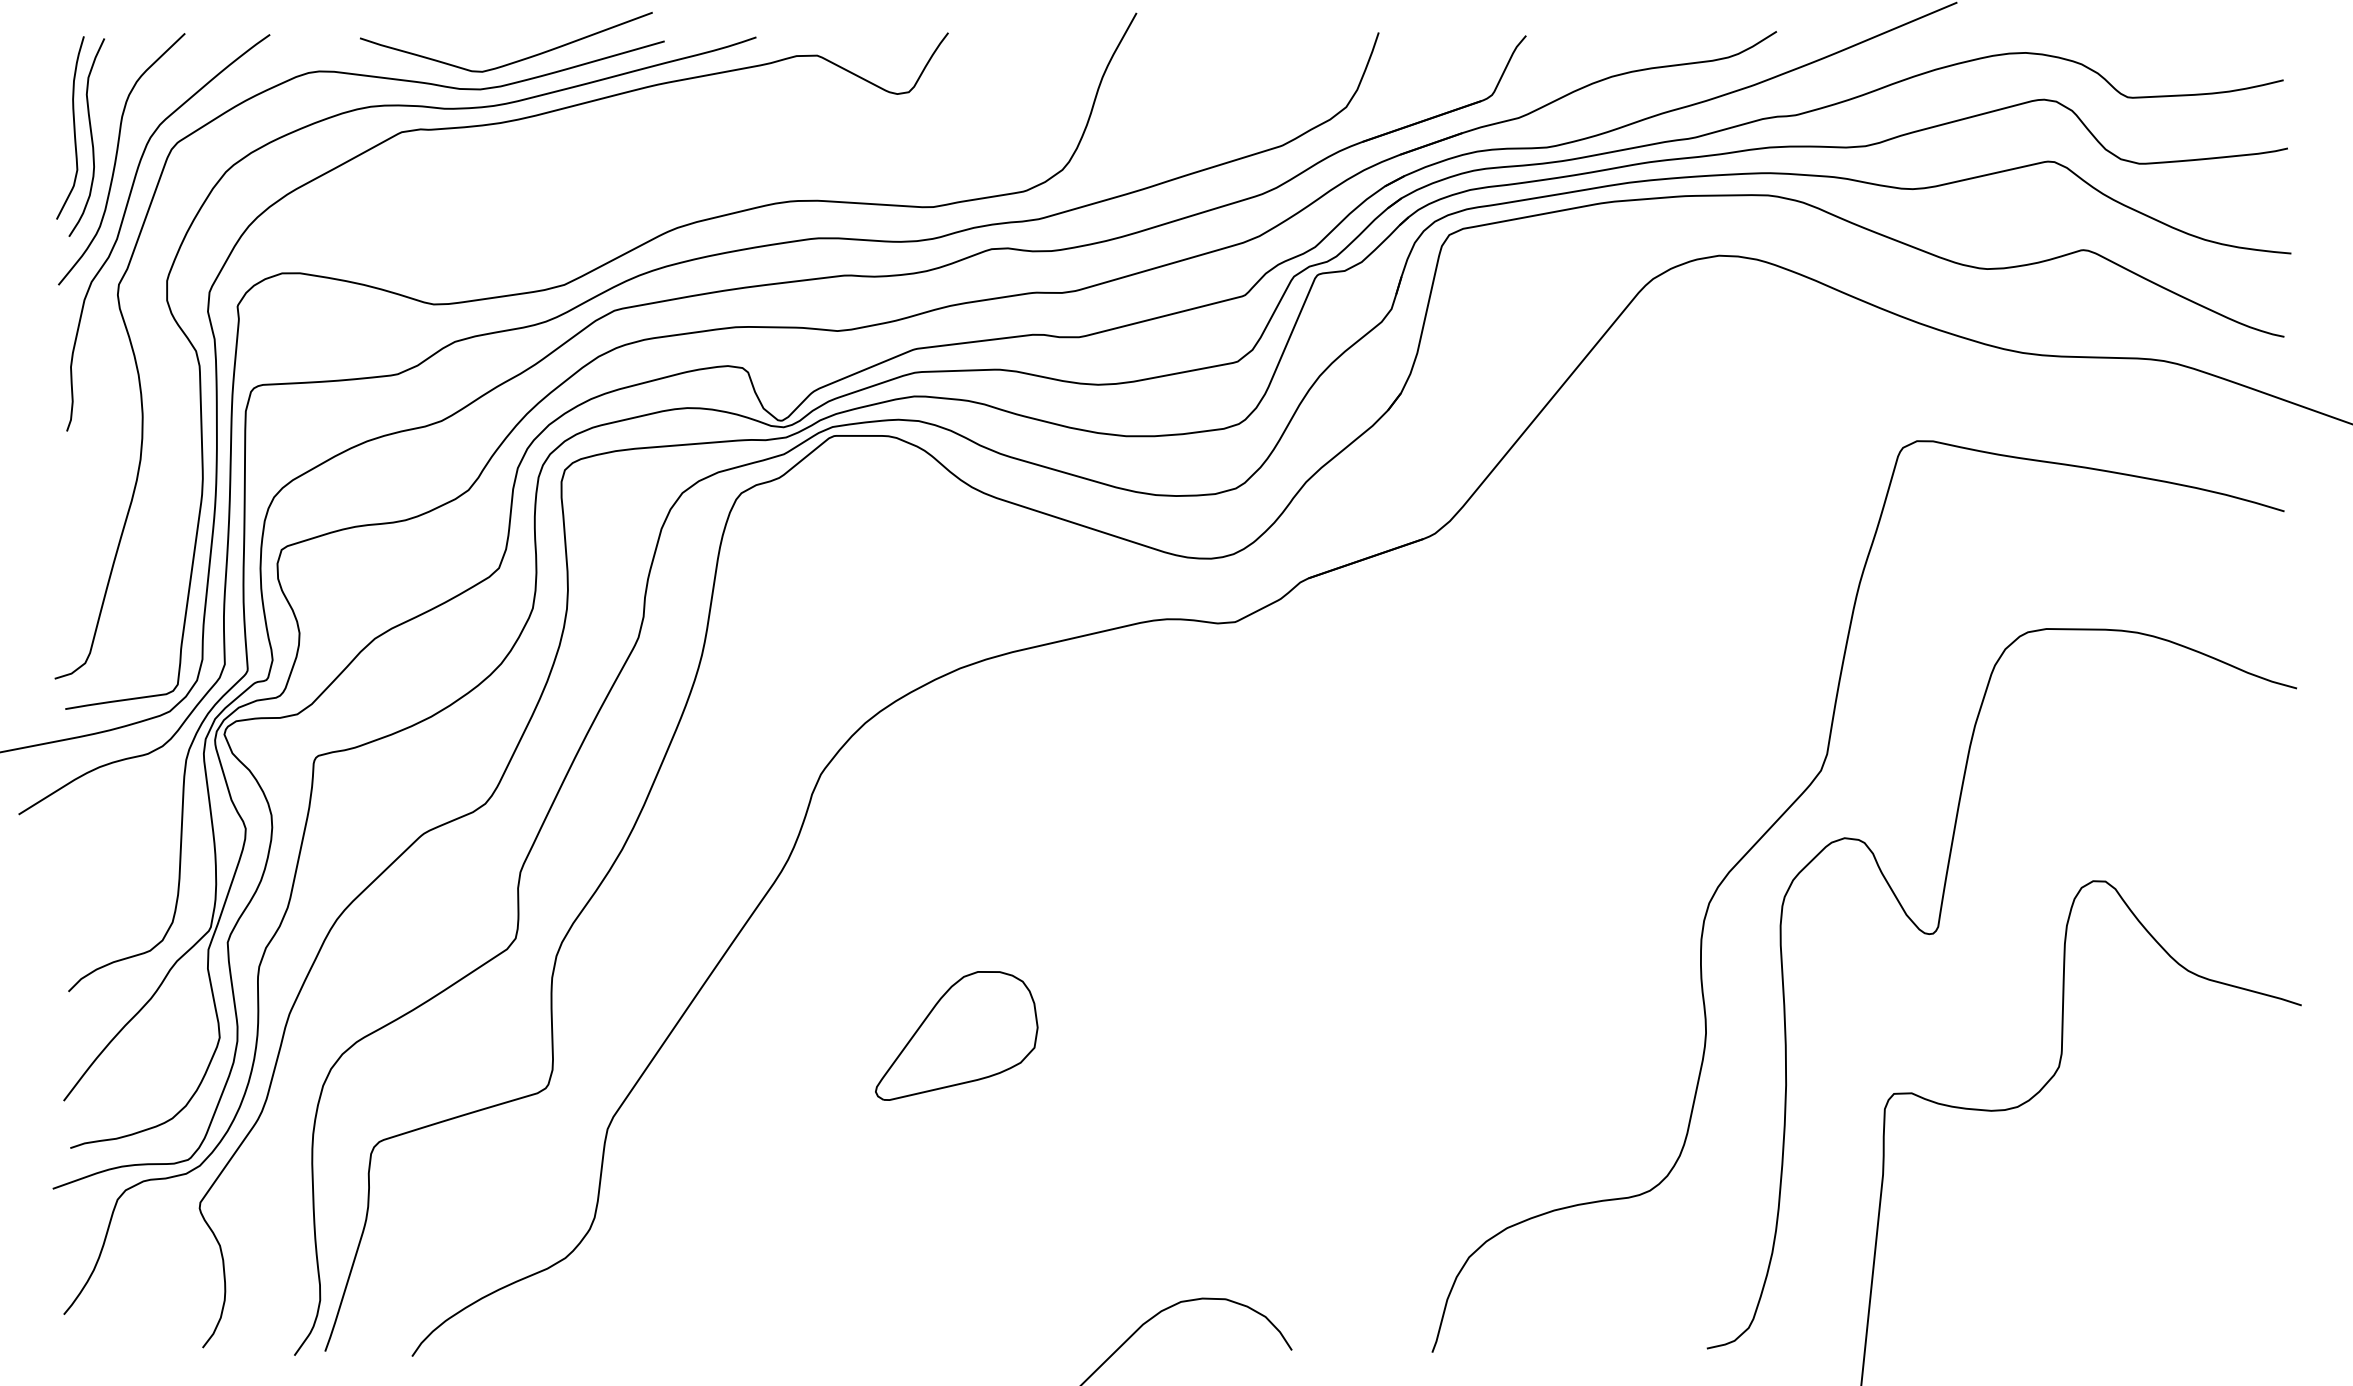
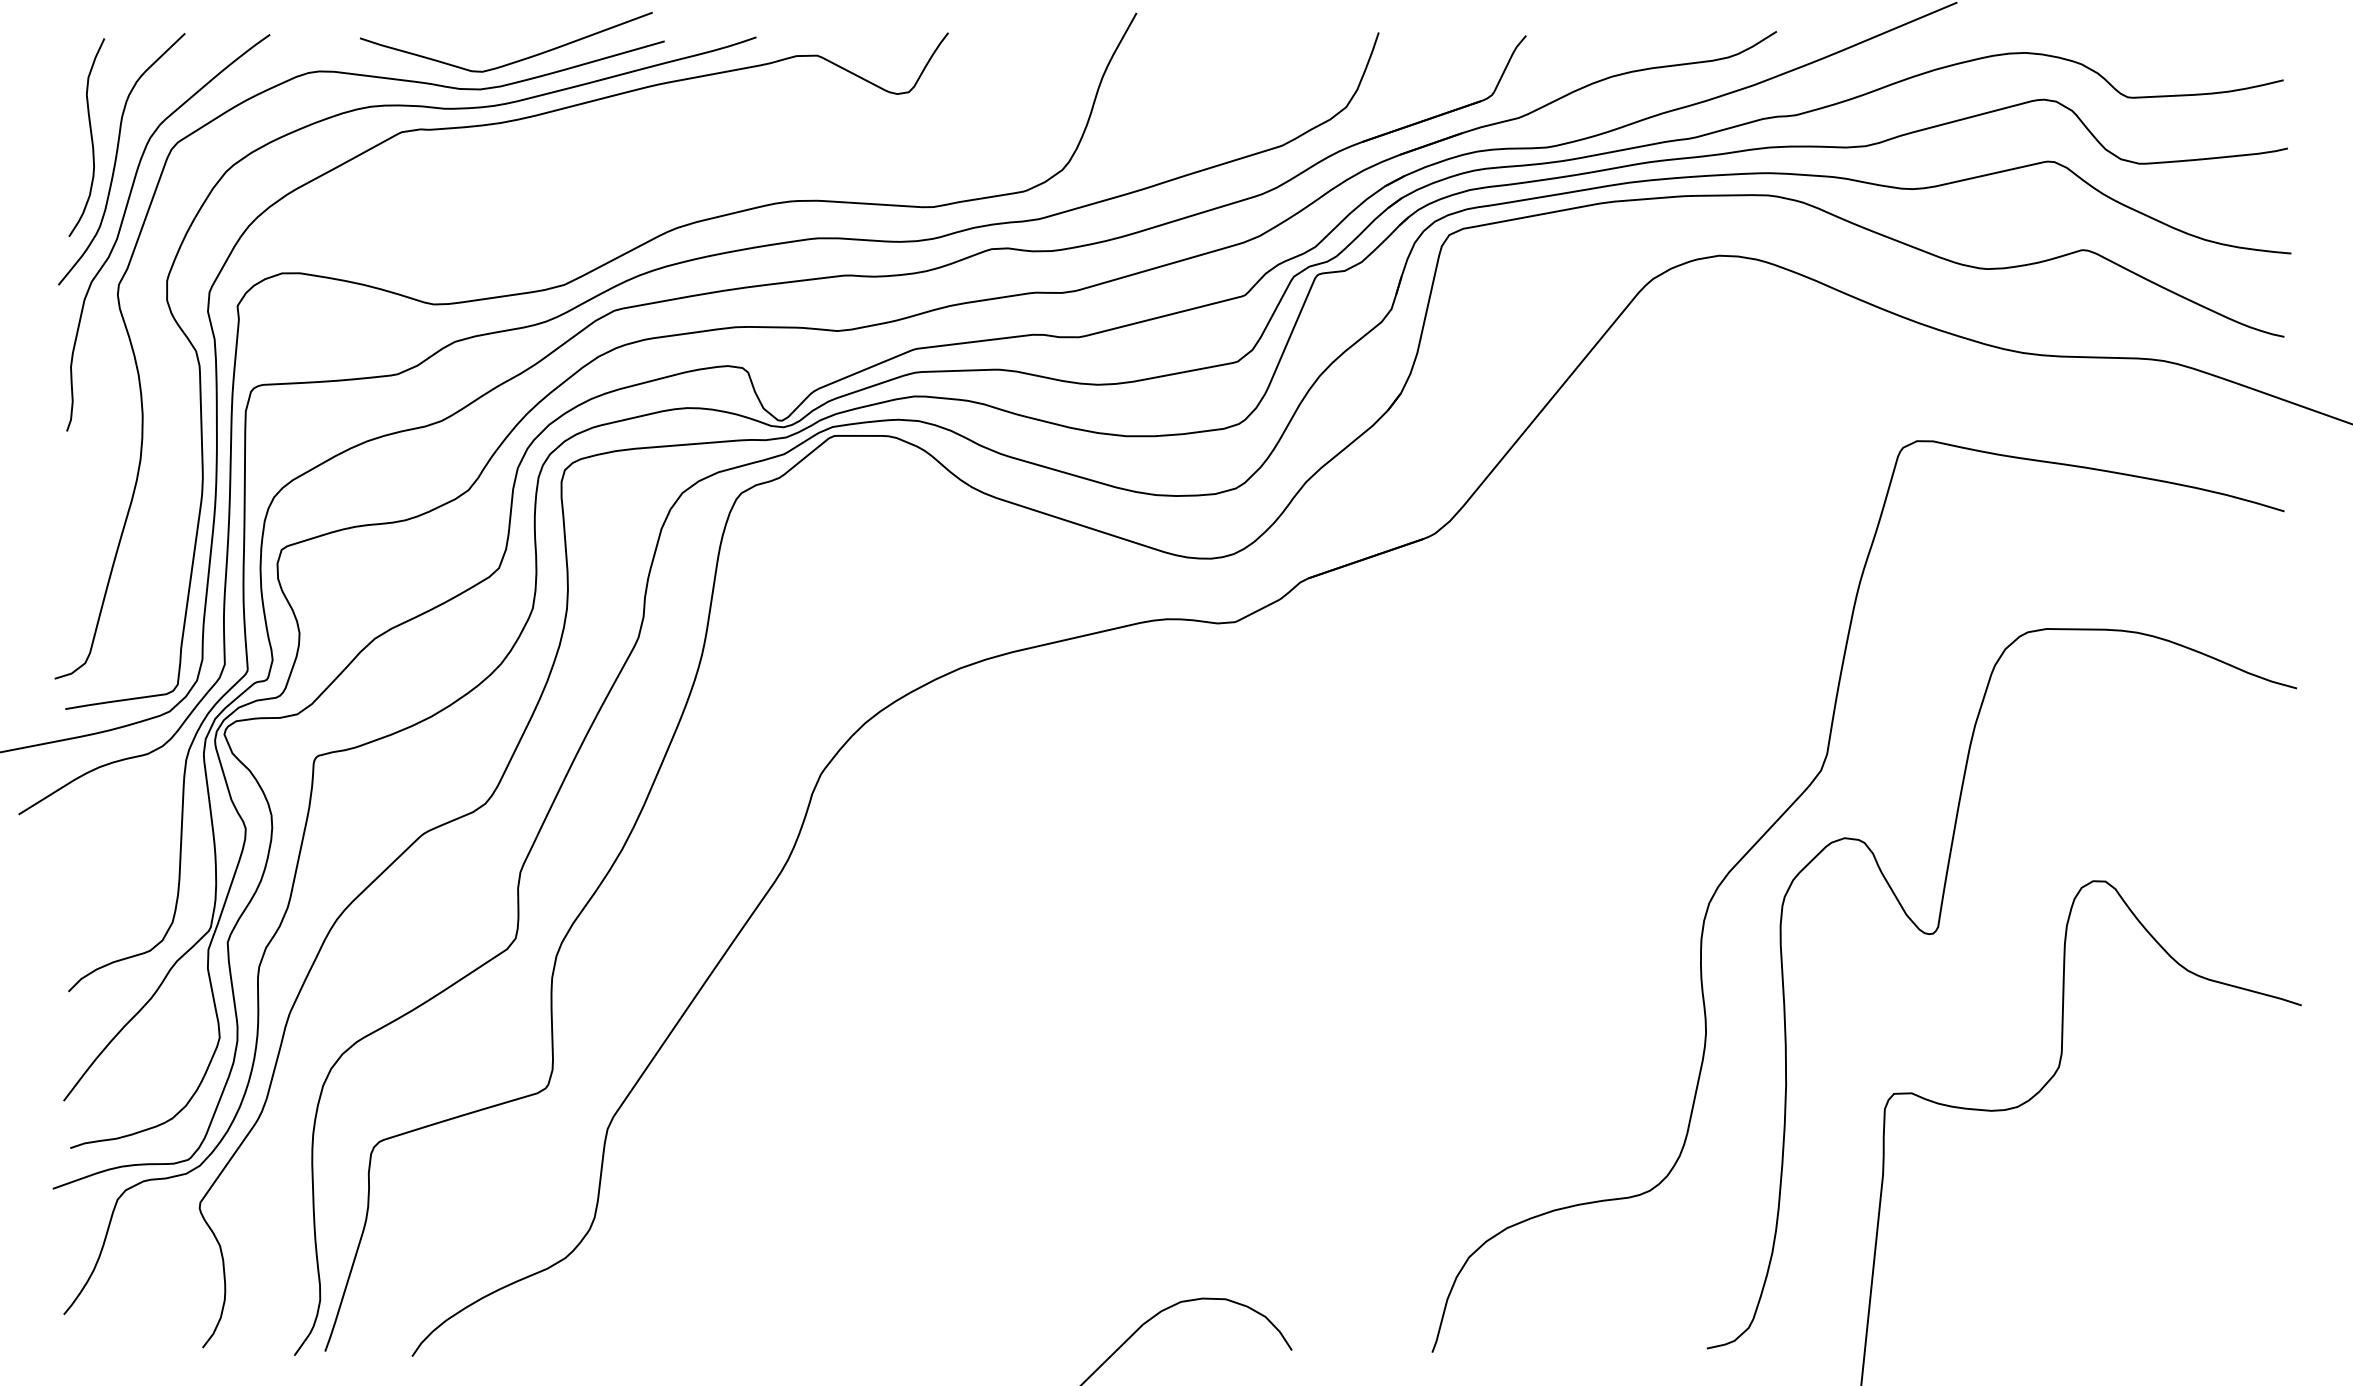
curve: present -> none (73, 127)
part: present -> none (956, 1035)
